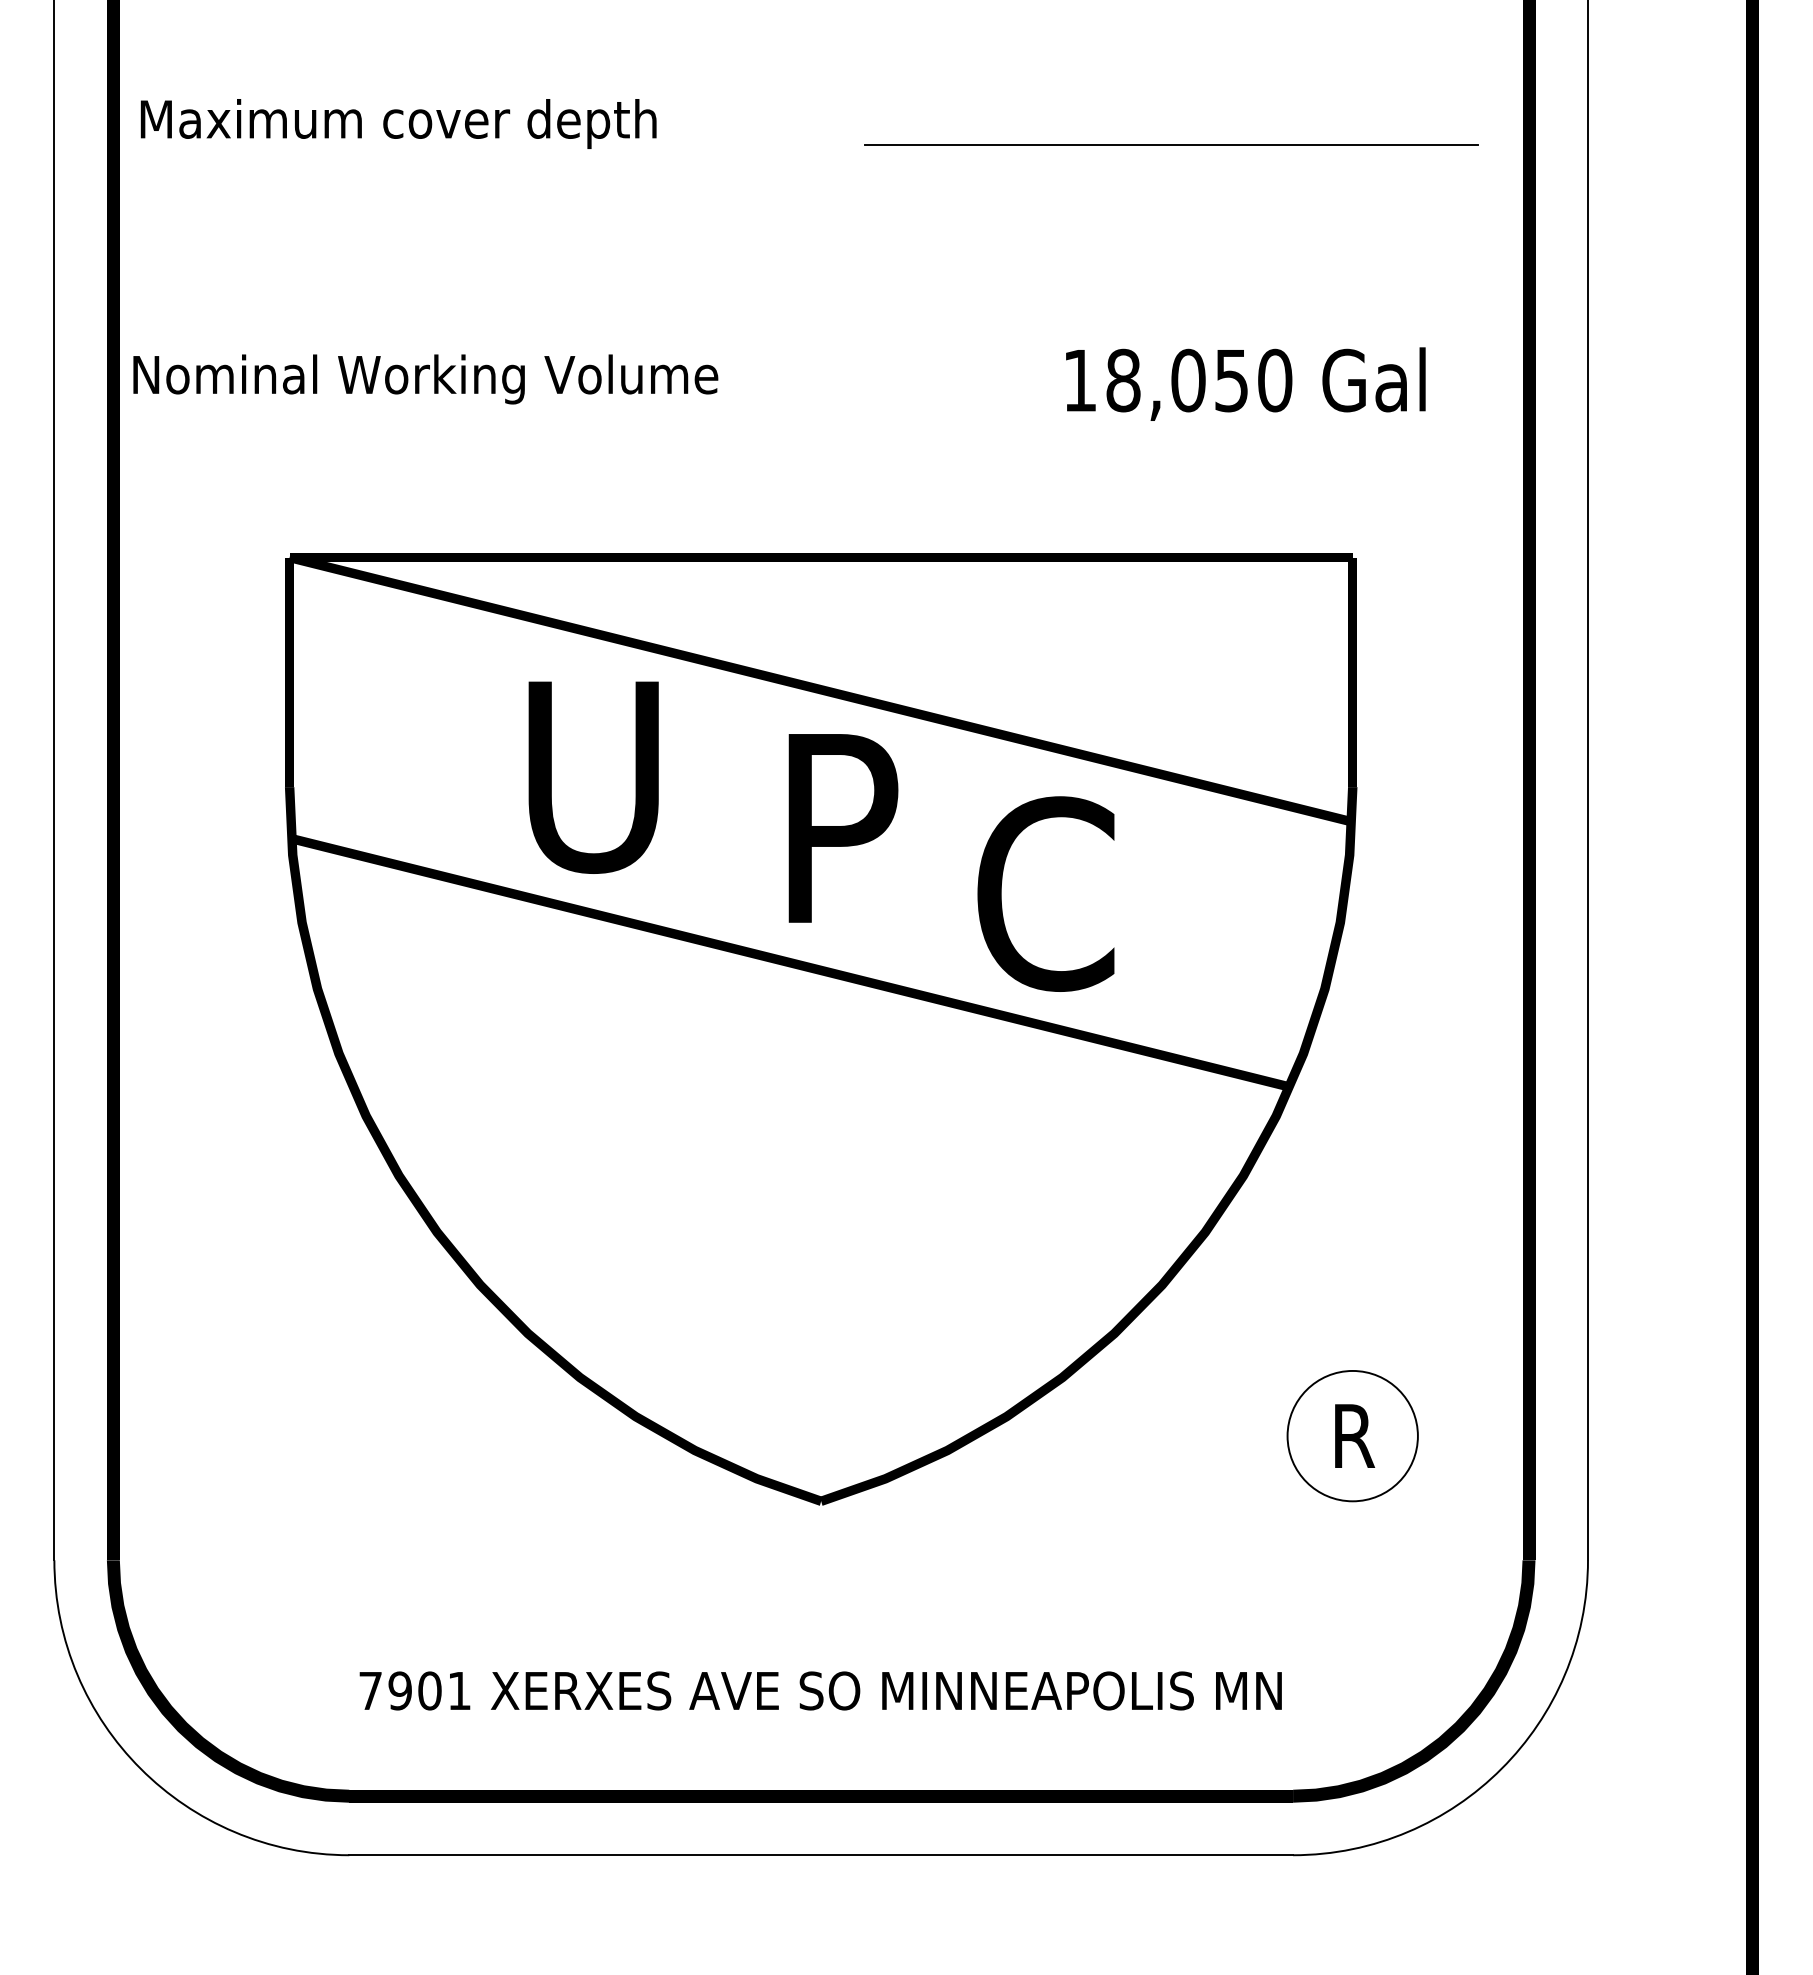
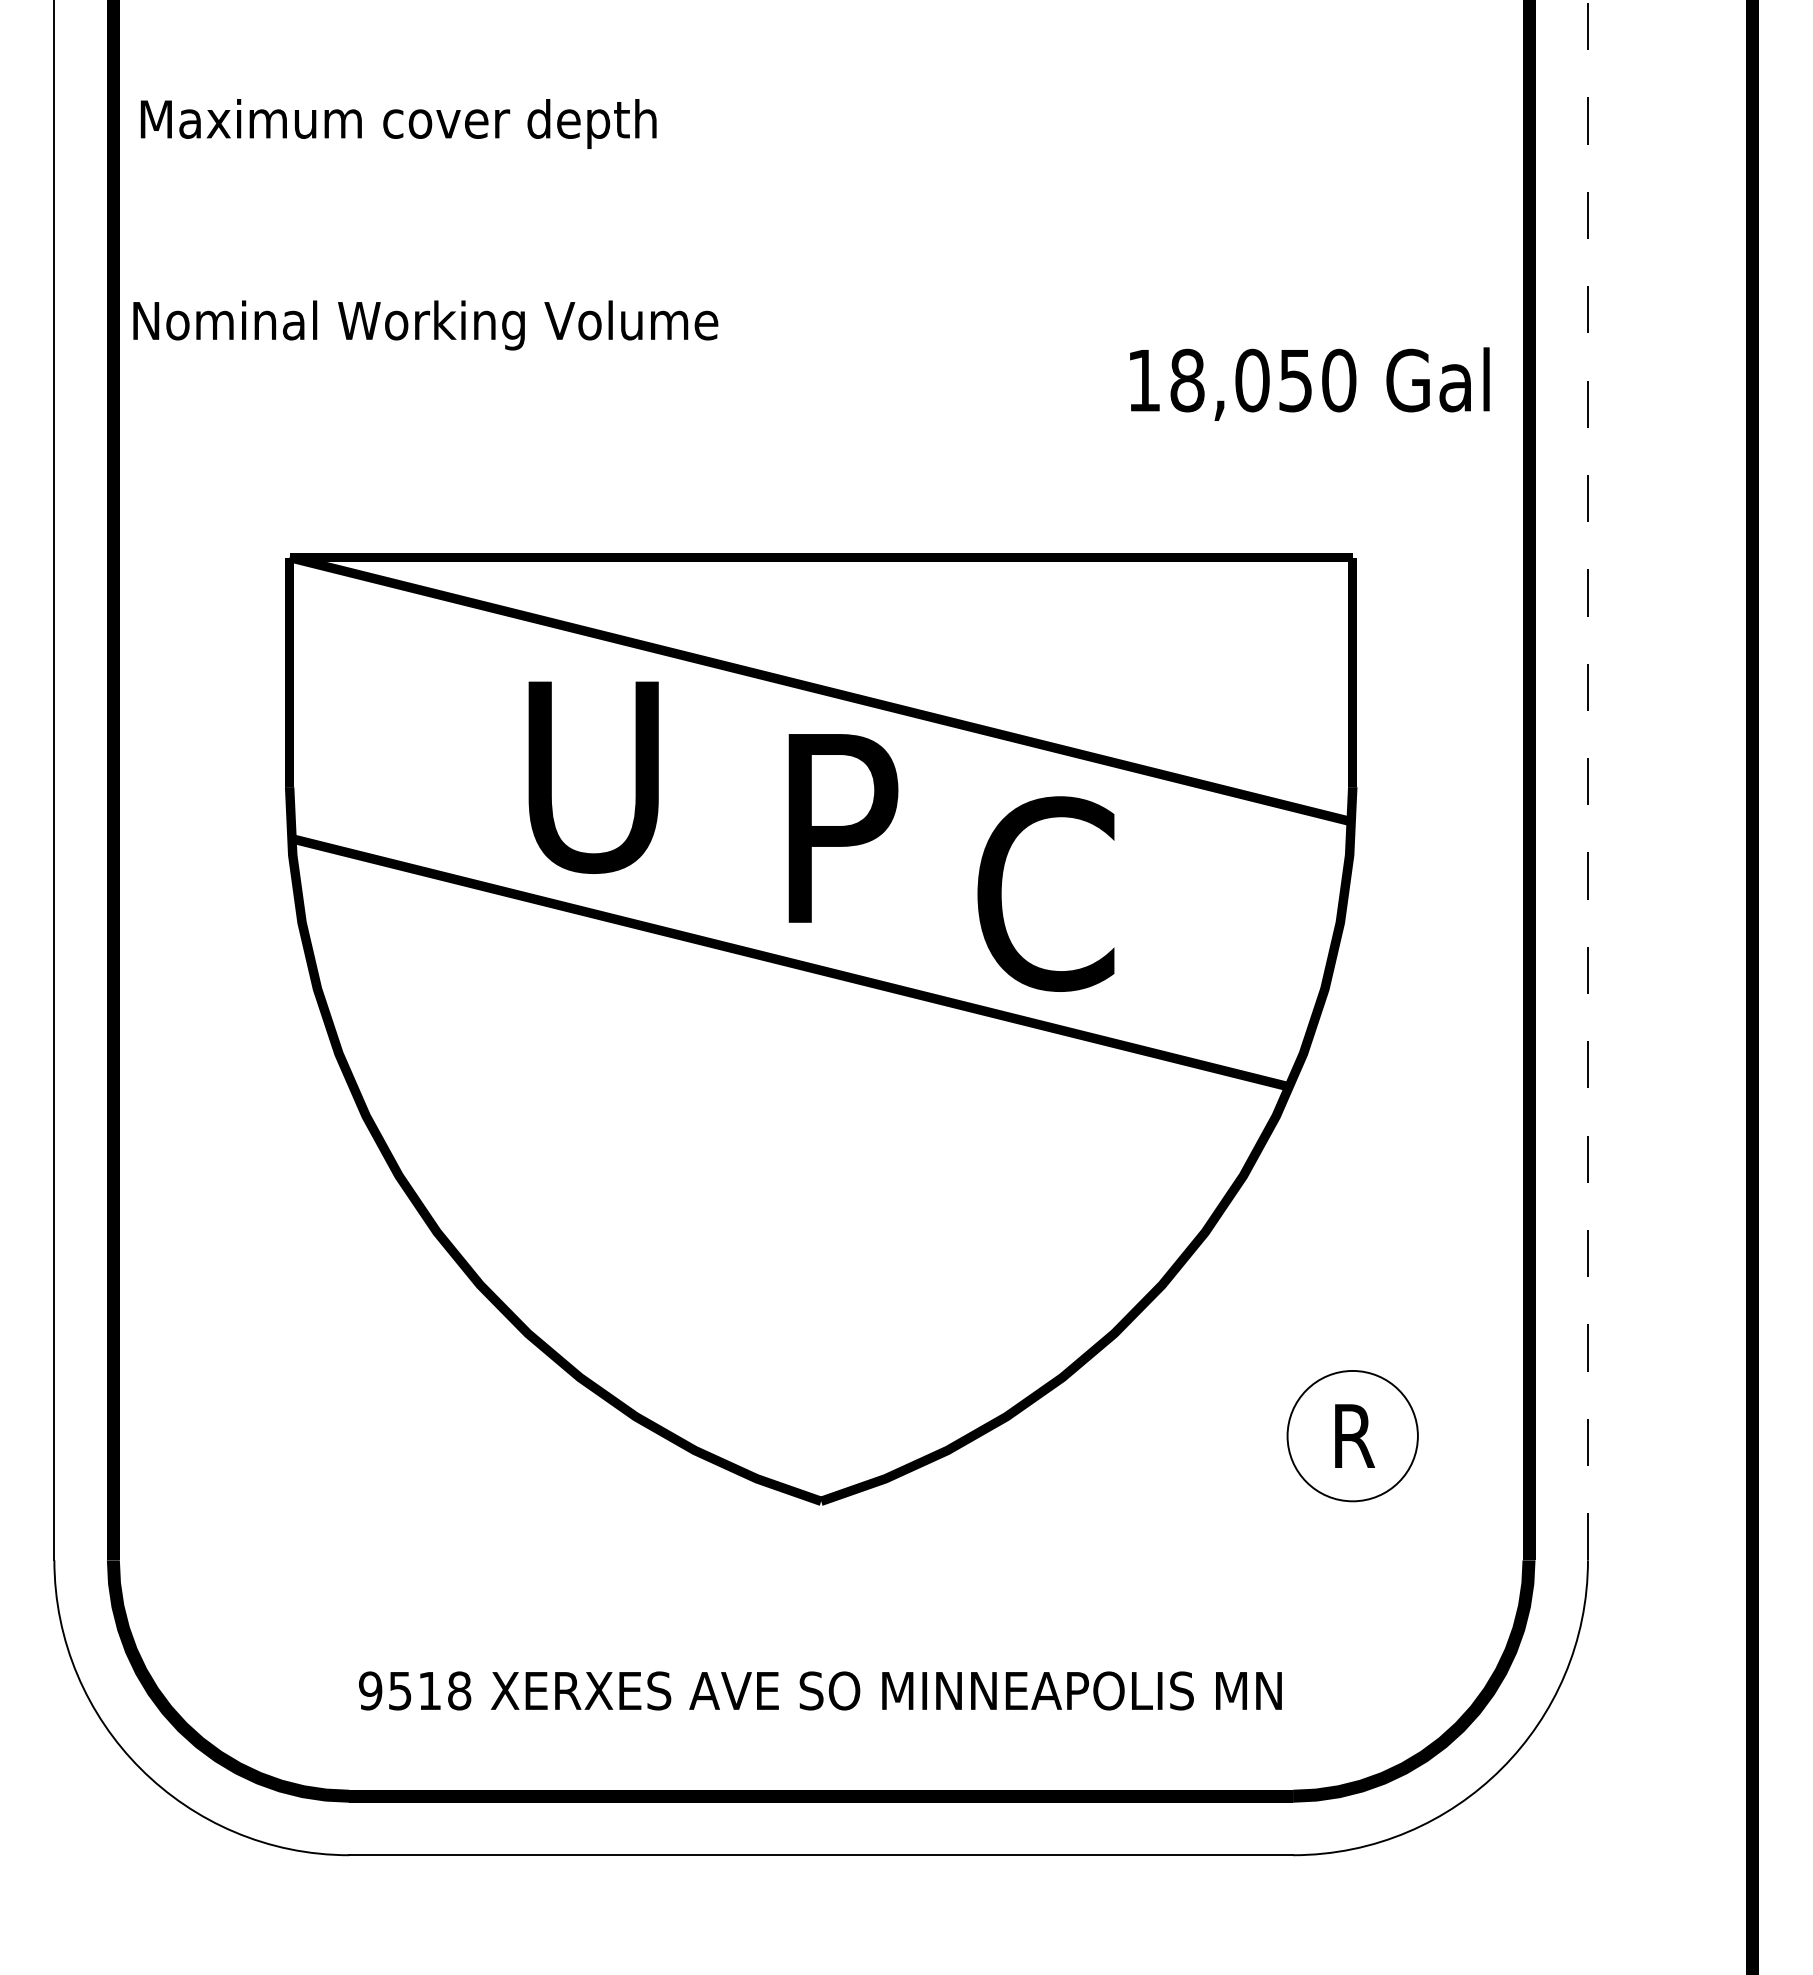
line: present -> none (1171, 144)
text position: (425, 379) -> (425, 325) (425, 325)
text position: (1245, 383) -> (1309, 383) (1309, 383)
line: solid -> dashed (1587, 780)
text: 7901 -> 9518 (415, 1690)
